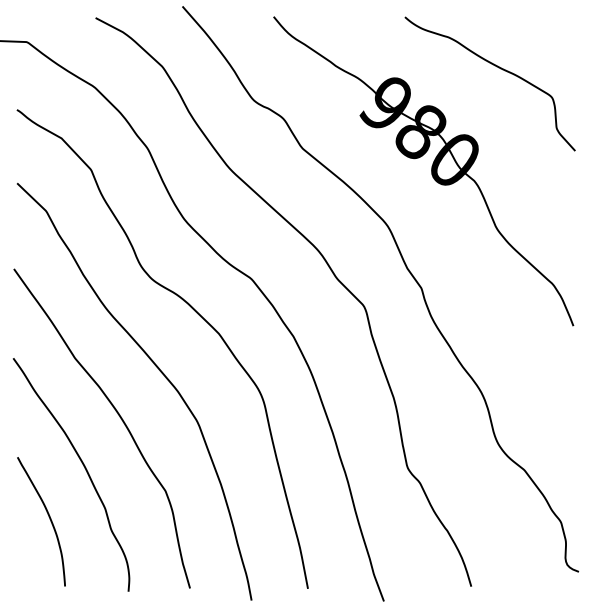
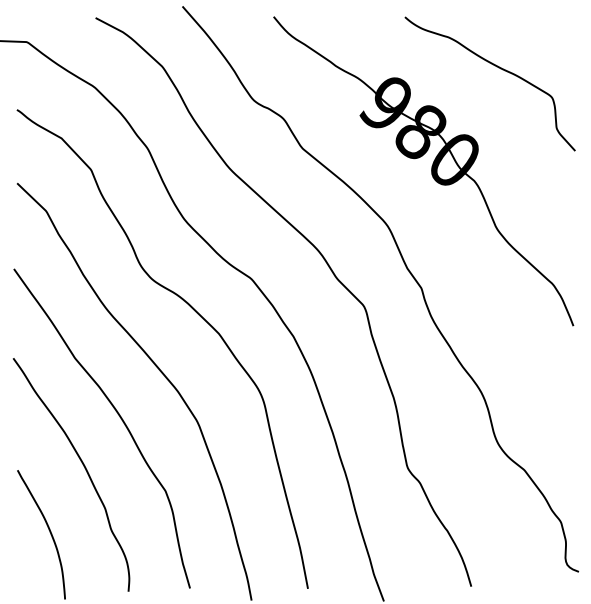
curve position: (48, 517) -> (48, 530) (48, 530)
